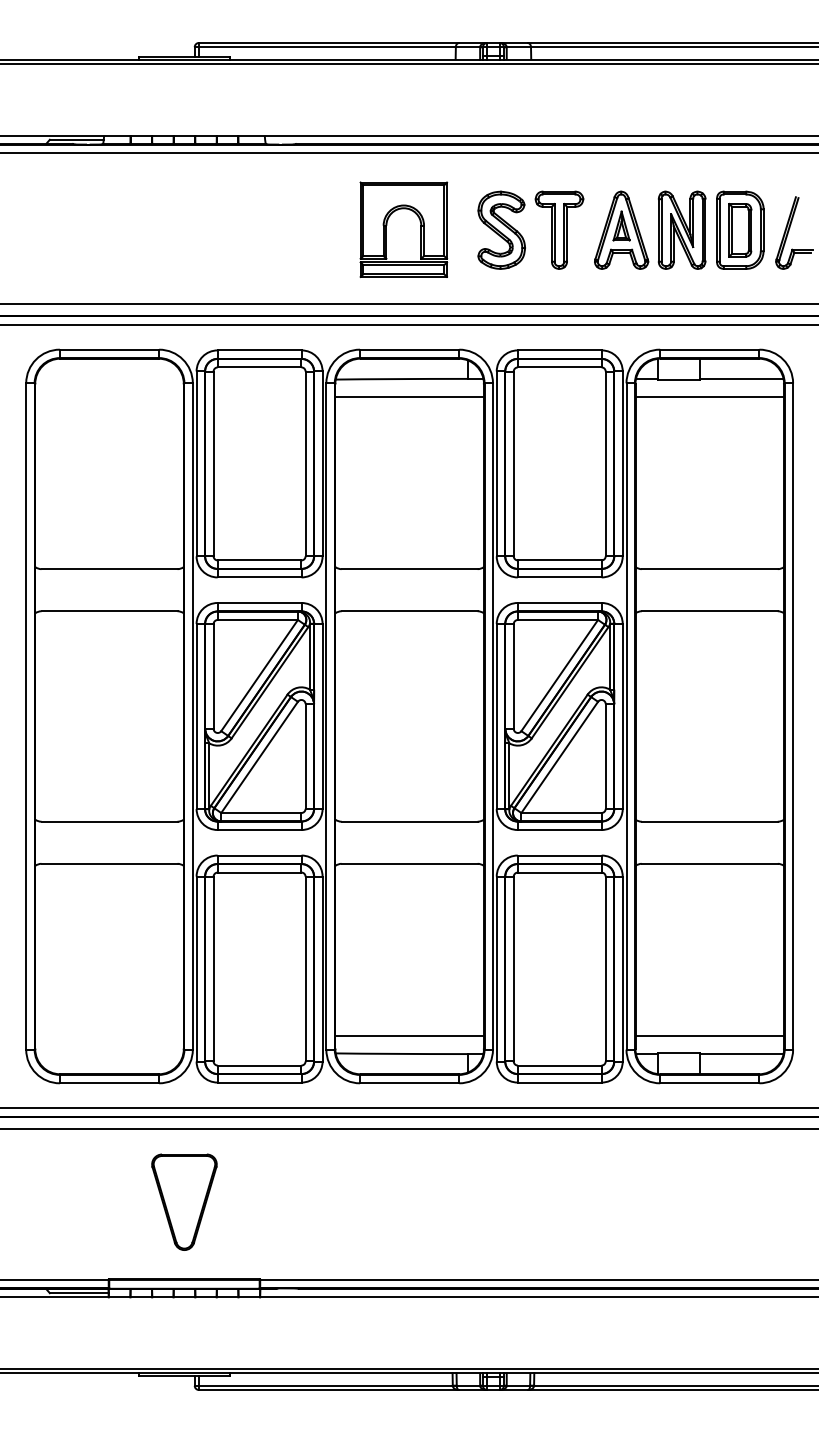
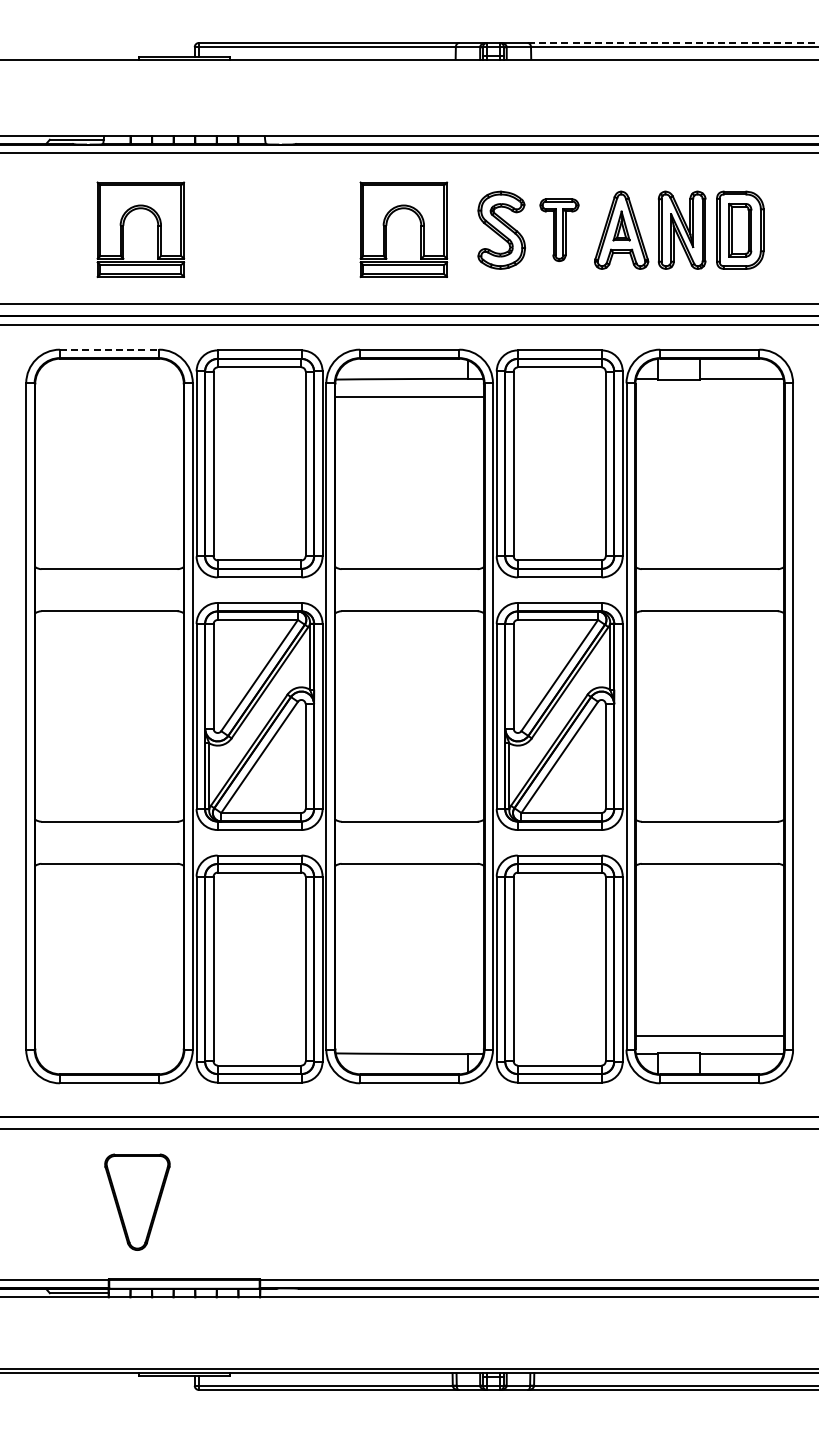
line: solid -> dashed (673, 42)
line: present -> none (408, 64)
part: none -> present (124, 225)
part size: 51x80 px -> 41x64 px (559, 229)
part: present -> none (794, 232)
line: solid -> dashed (109, 349)
line: present -> none (709, 396)
line: present -> none (409, 1036)
line: present -> none (408, 1108)
part position: (184, 1201) -> (137, 1201) (137, 1201)
